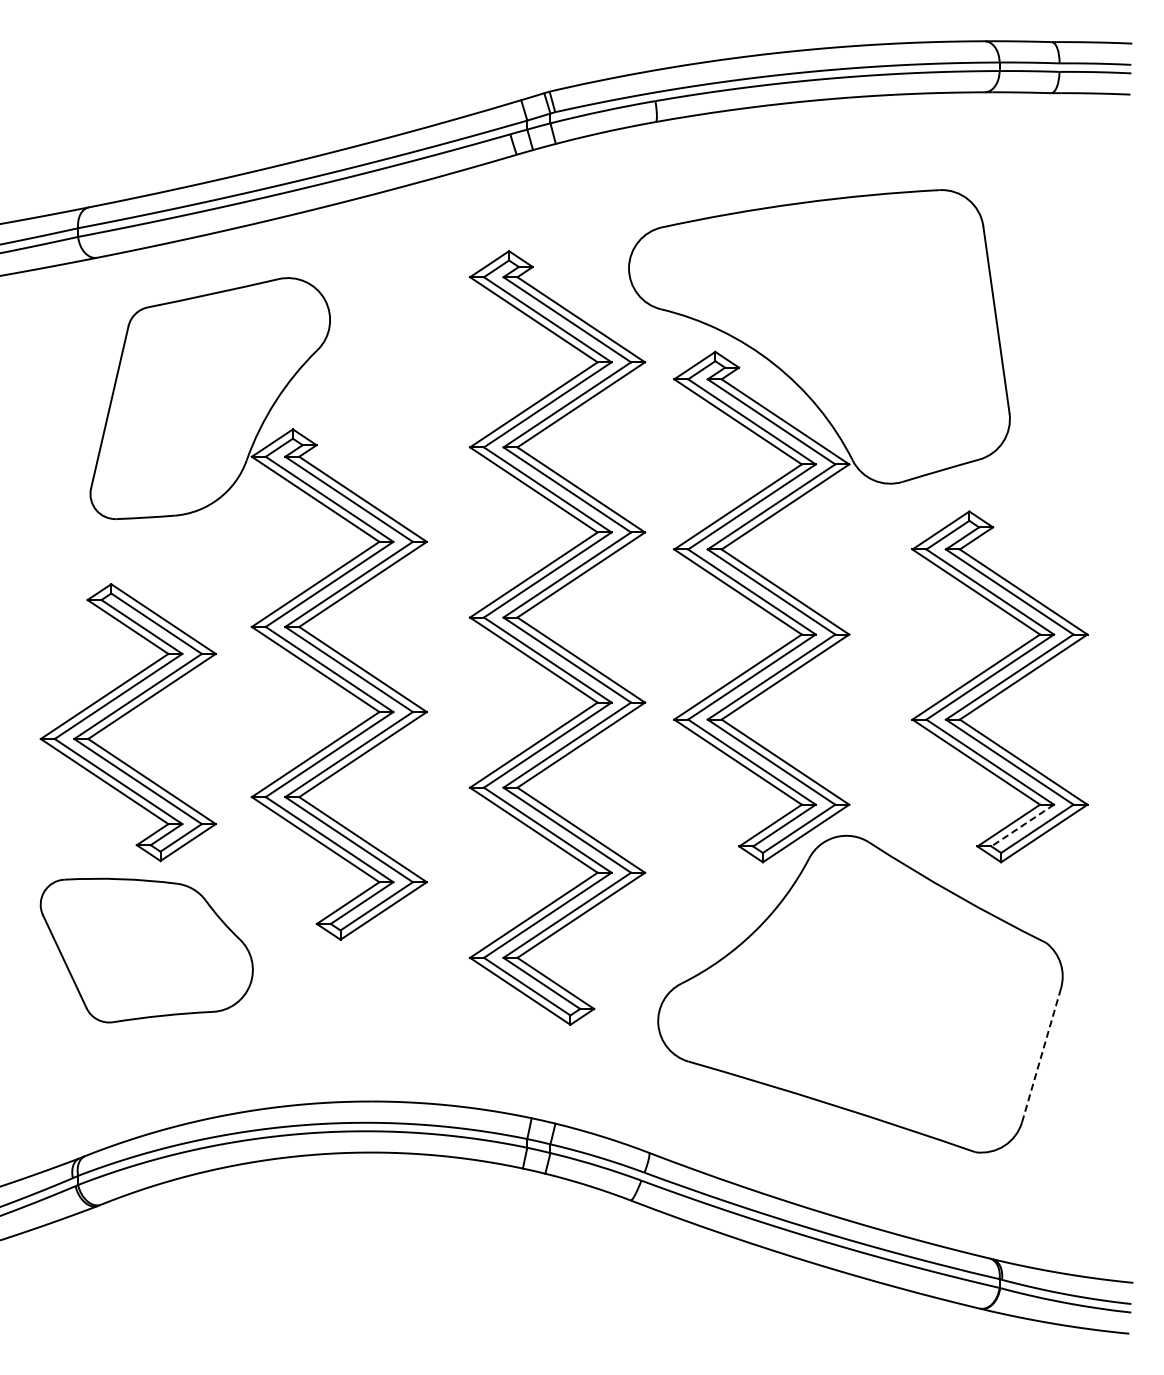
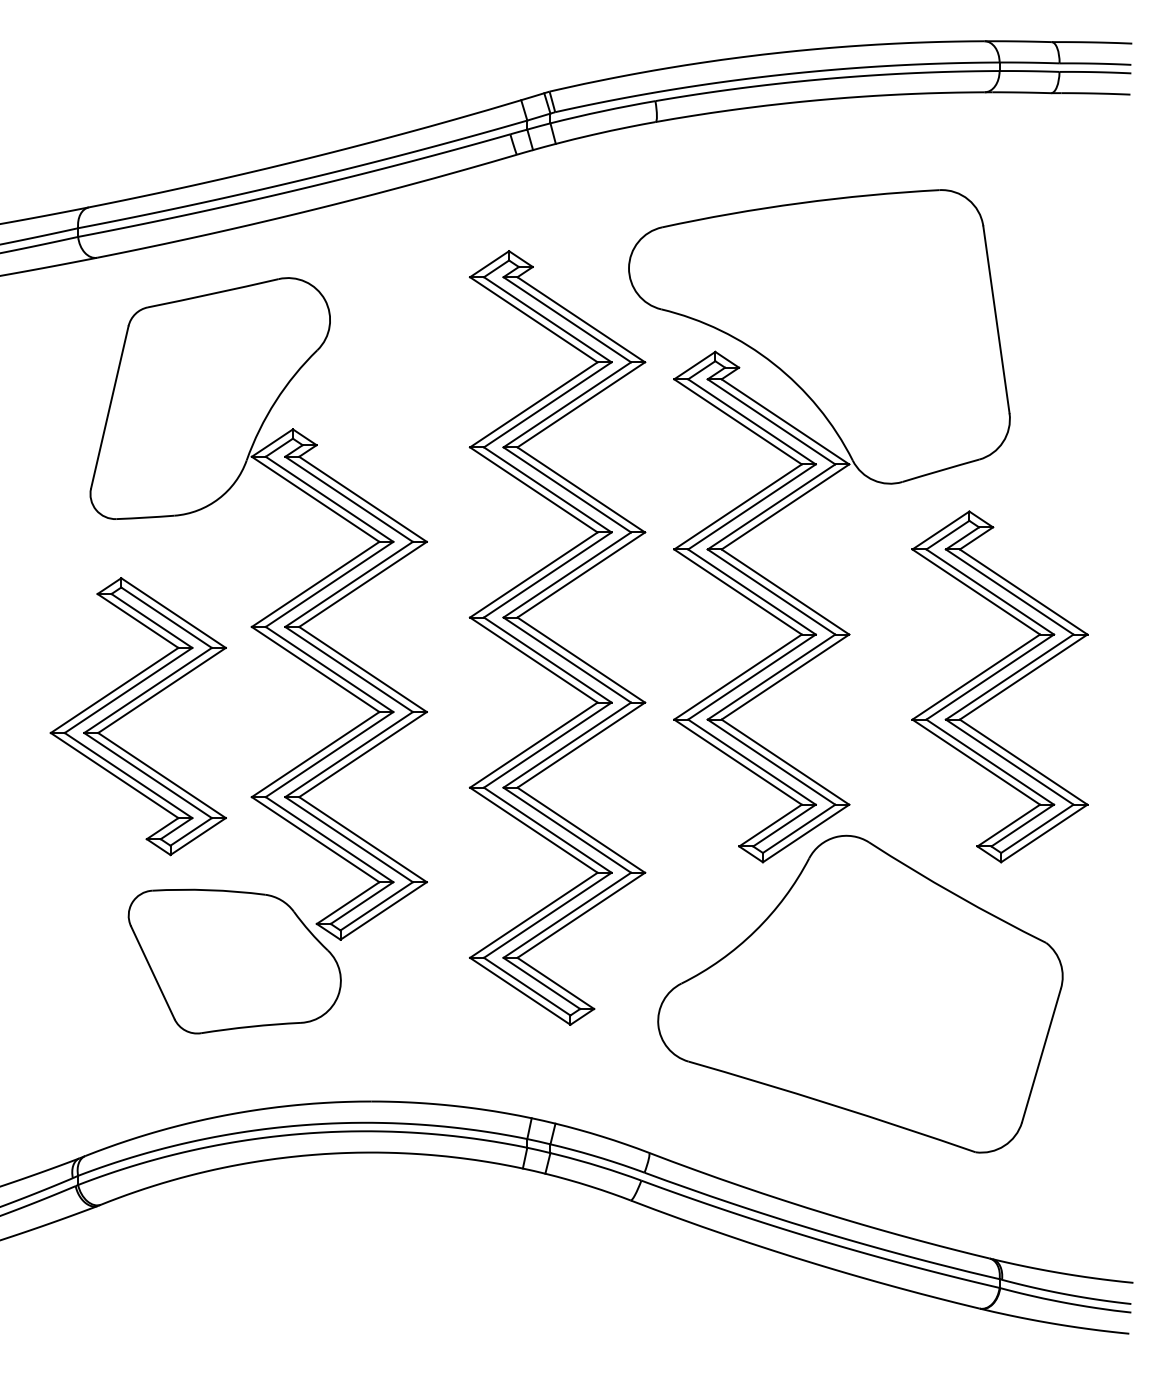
part position: (122, 717) -> (132, 711) (132, 711)
line: dashed -> solid (1022, 825)
part position: (146, 950) -> (234, 961) (234, 961)
line: dashed -> solid (1041, 1055)
